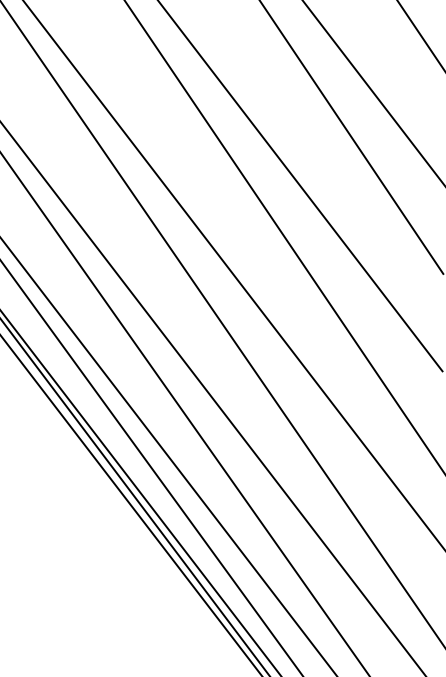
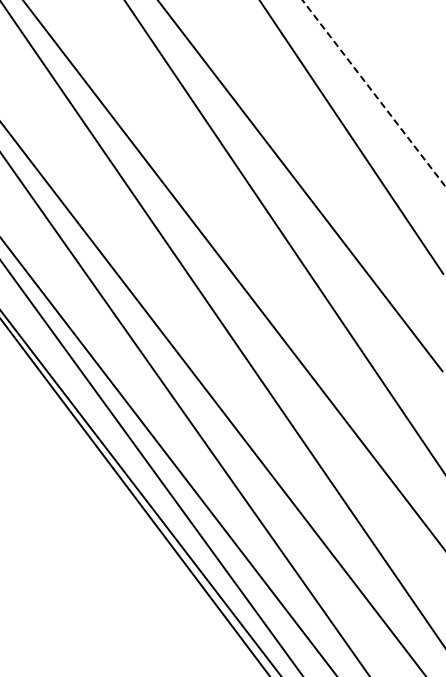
line: present -> none (420, 34)
line: solid -> dashed (374, 94)
line: present -> none (130, 505)
